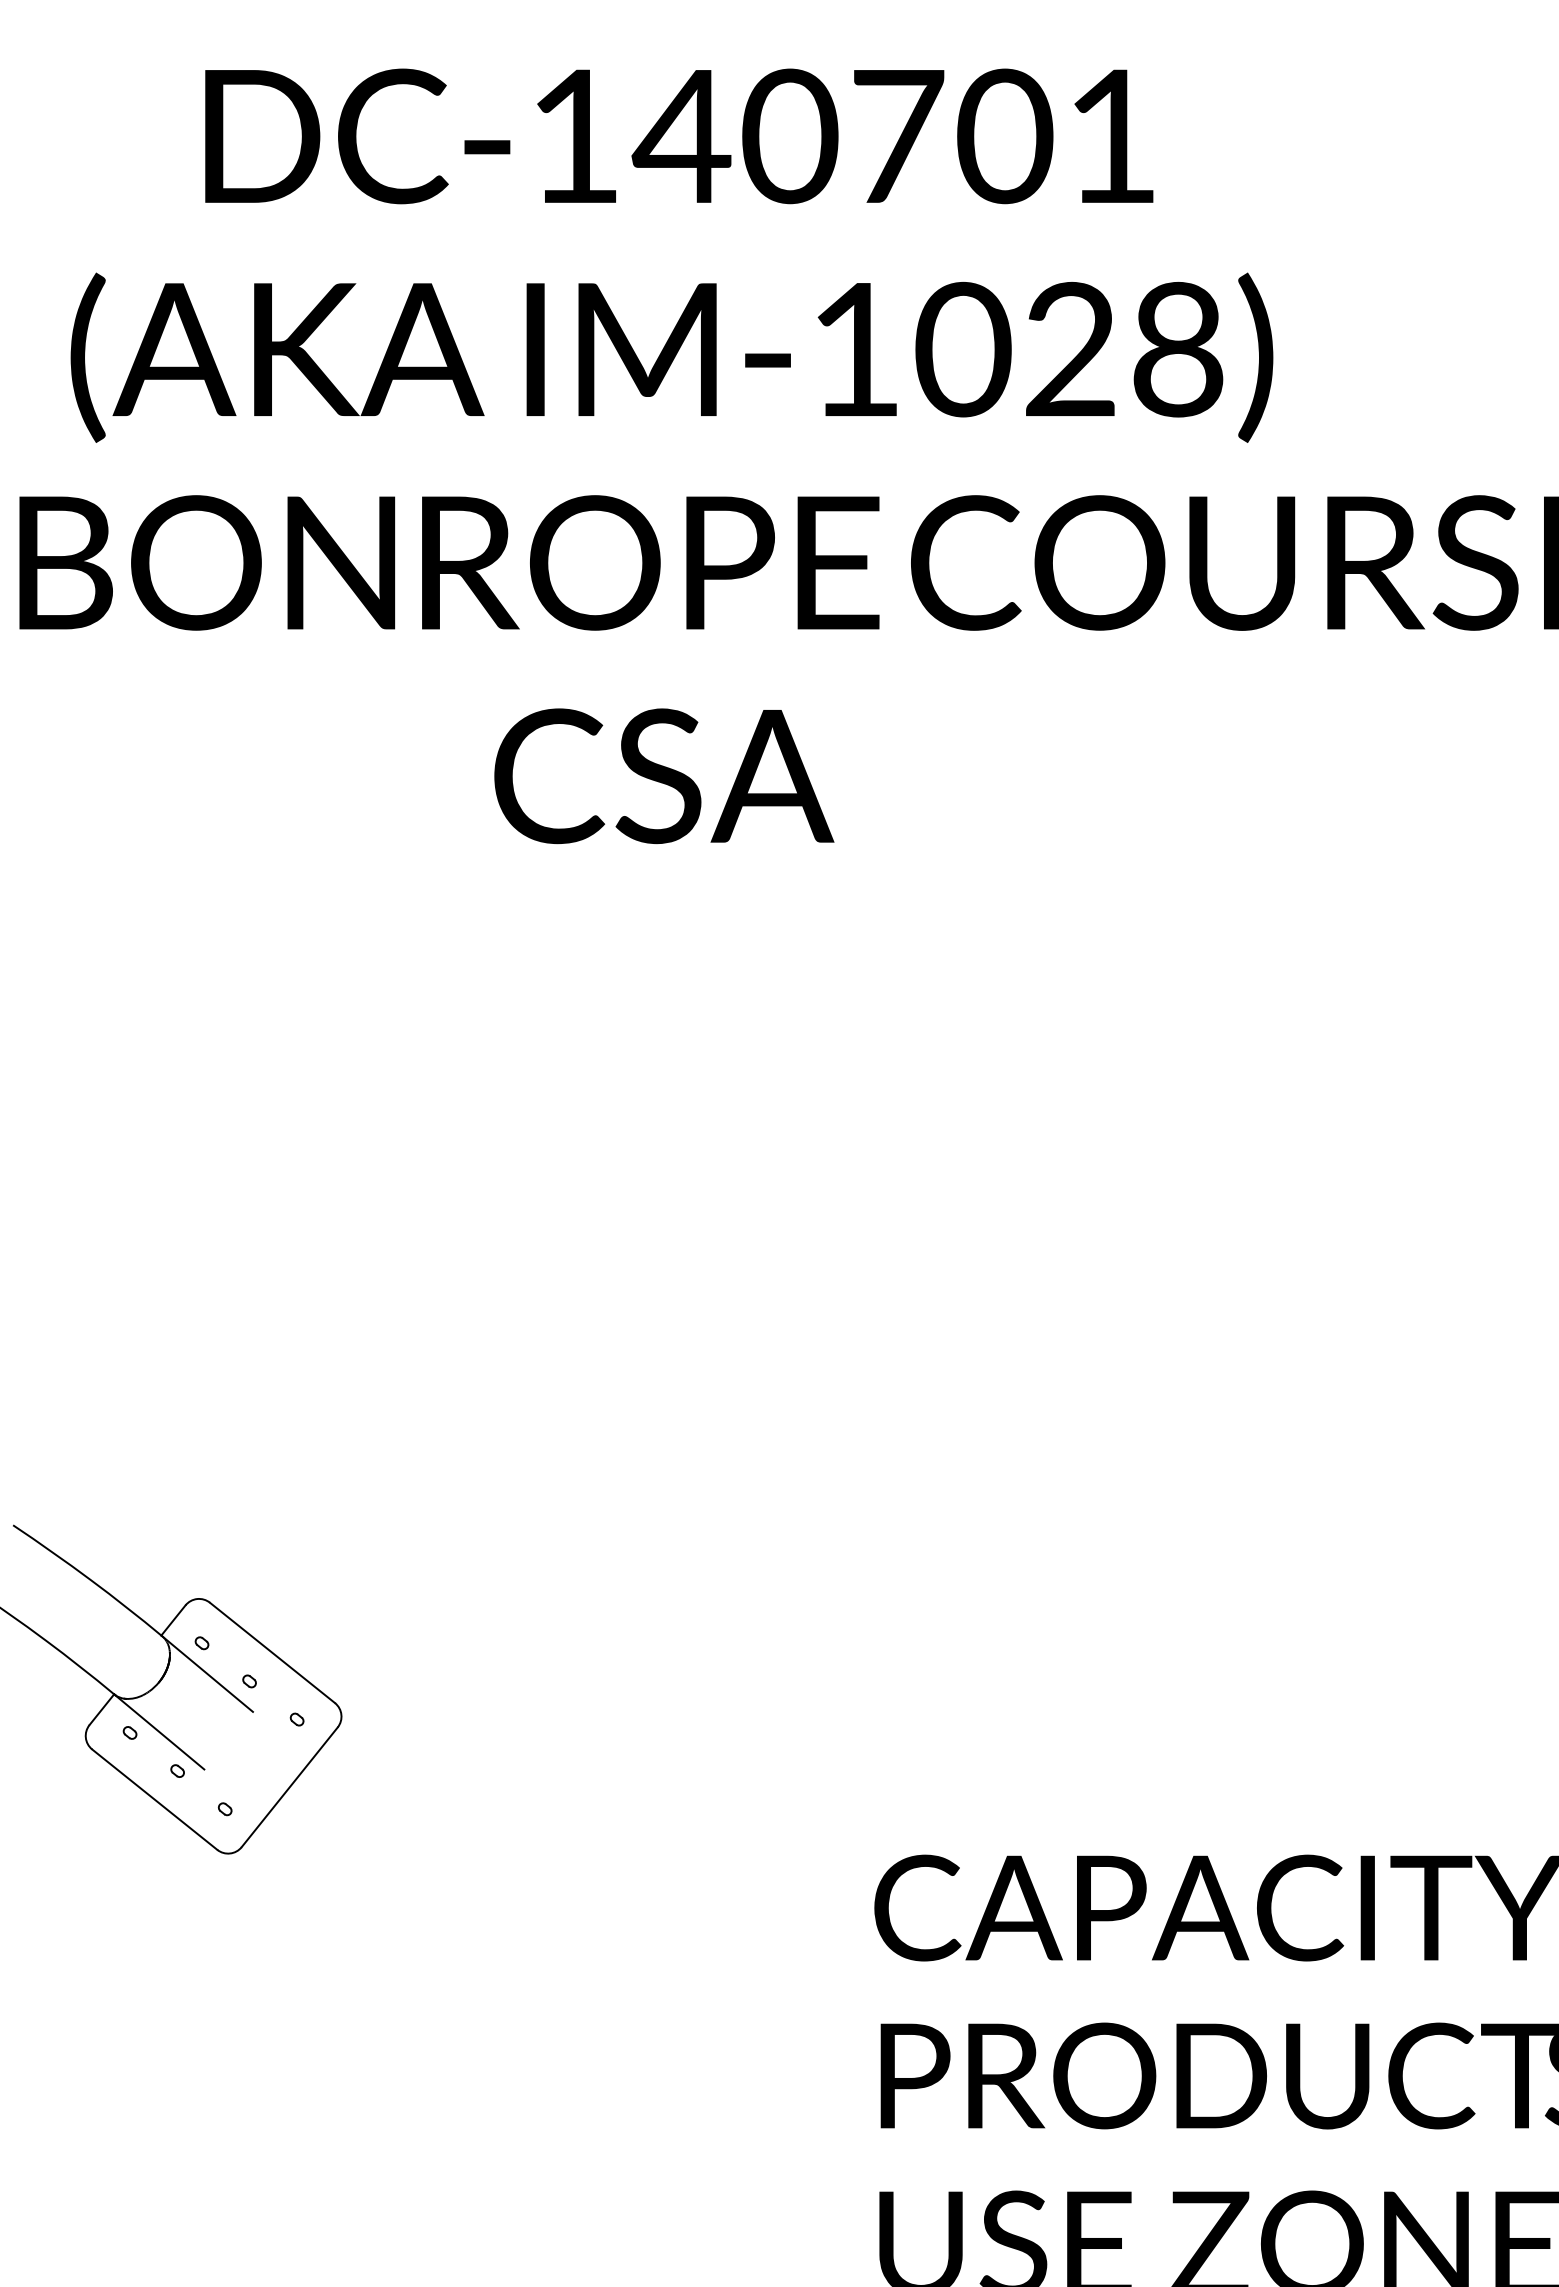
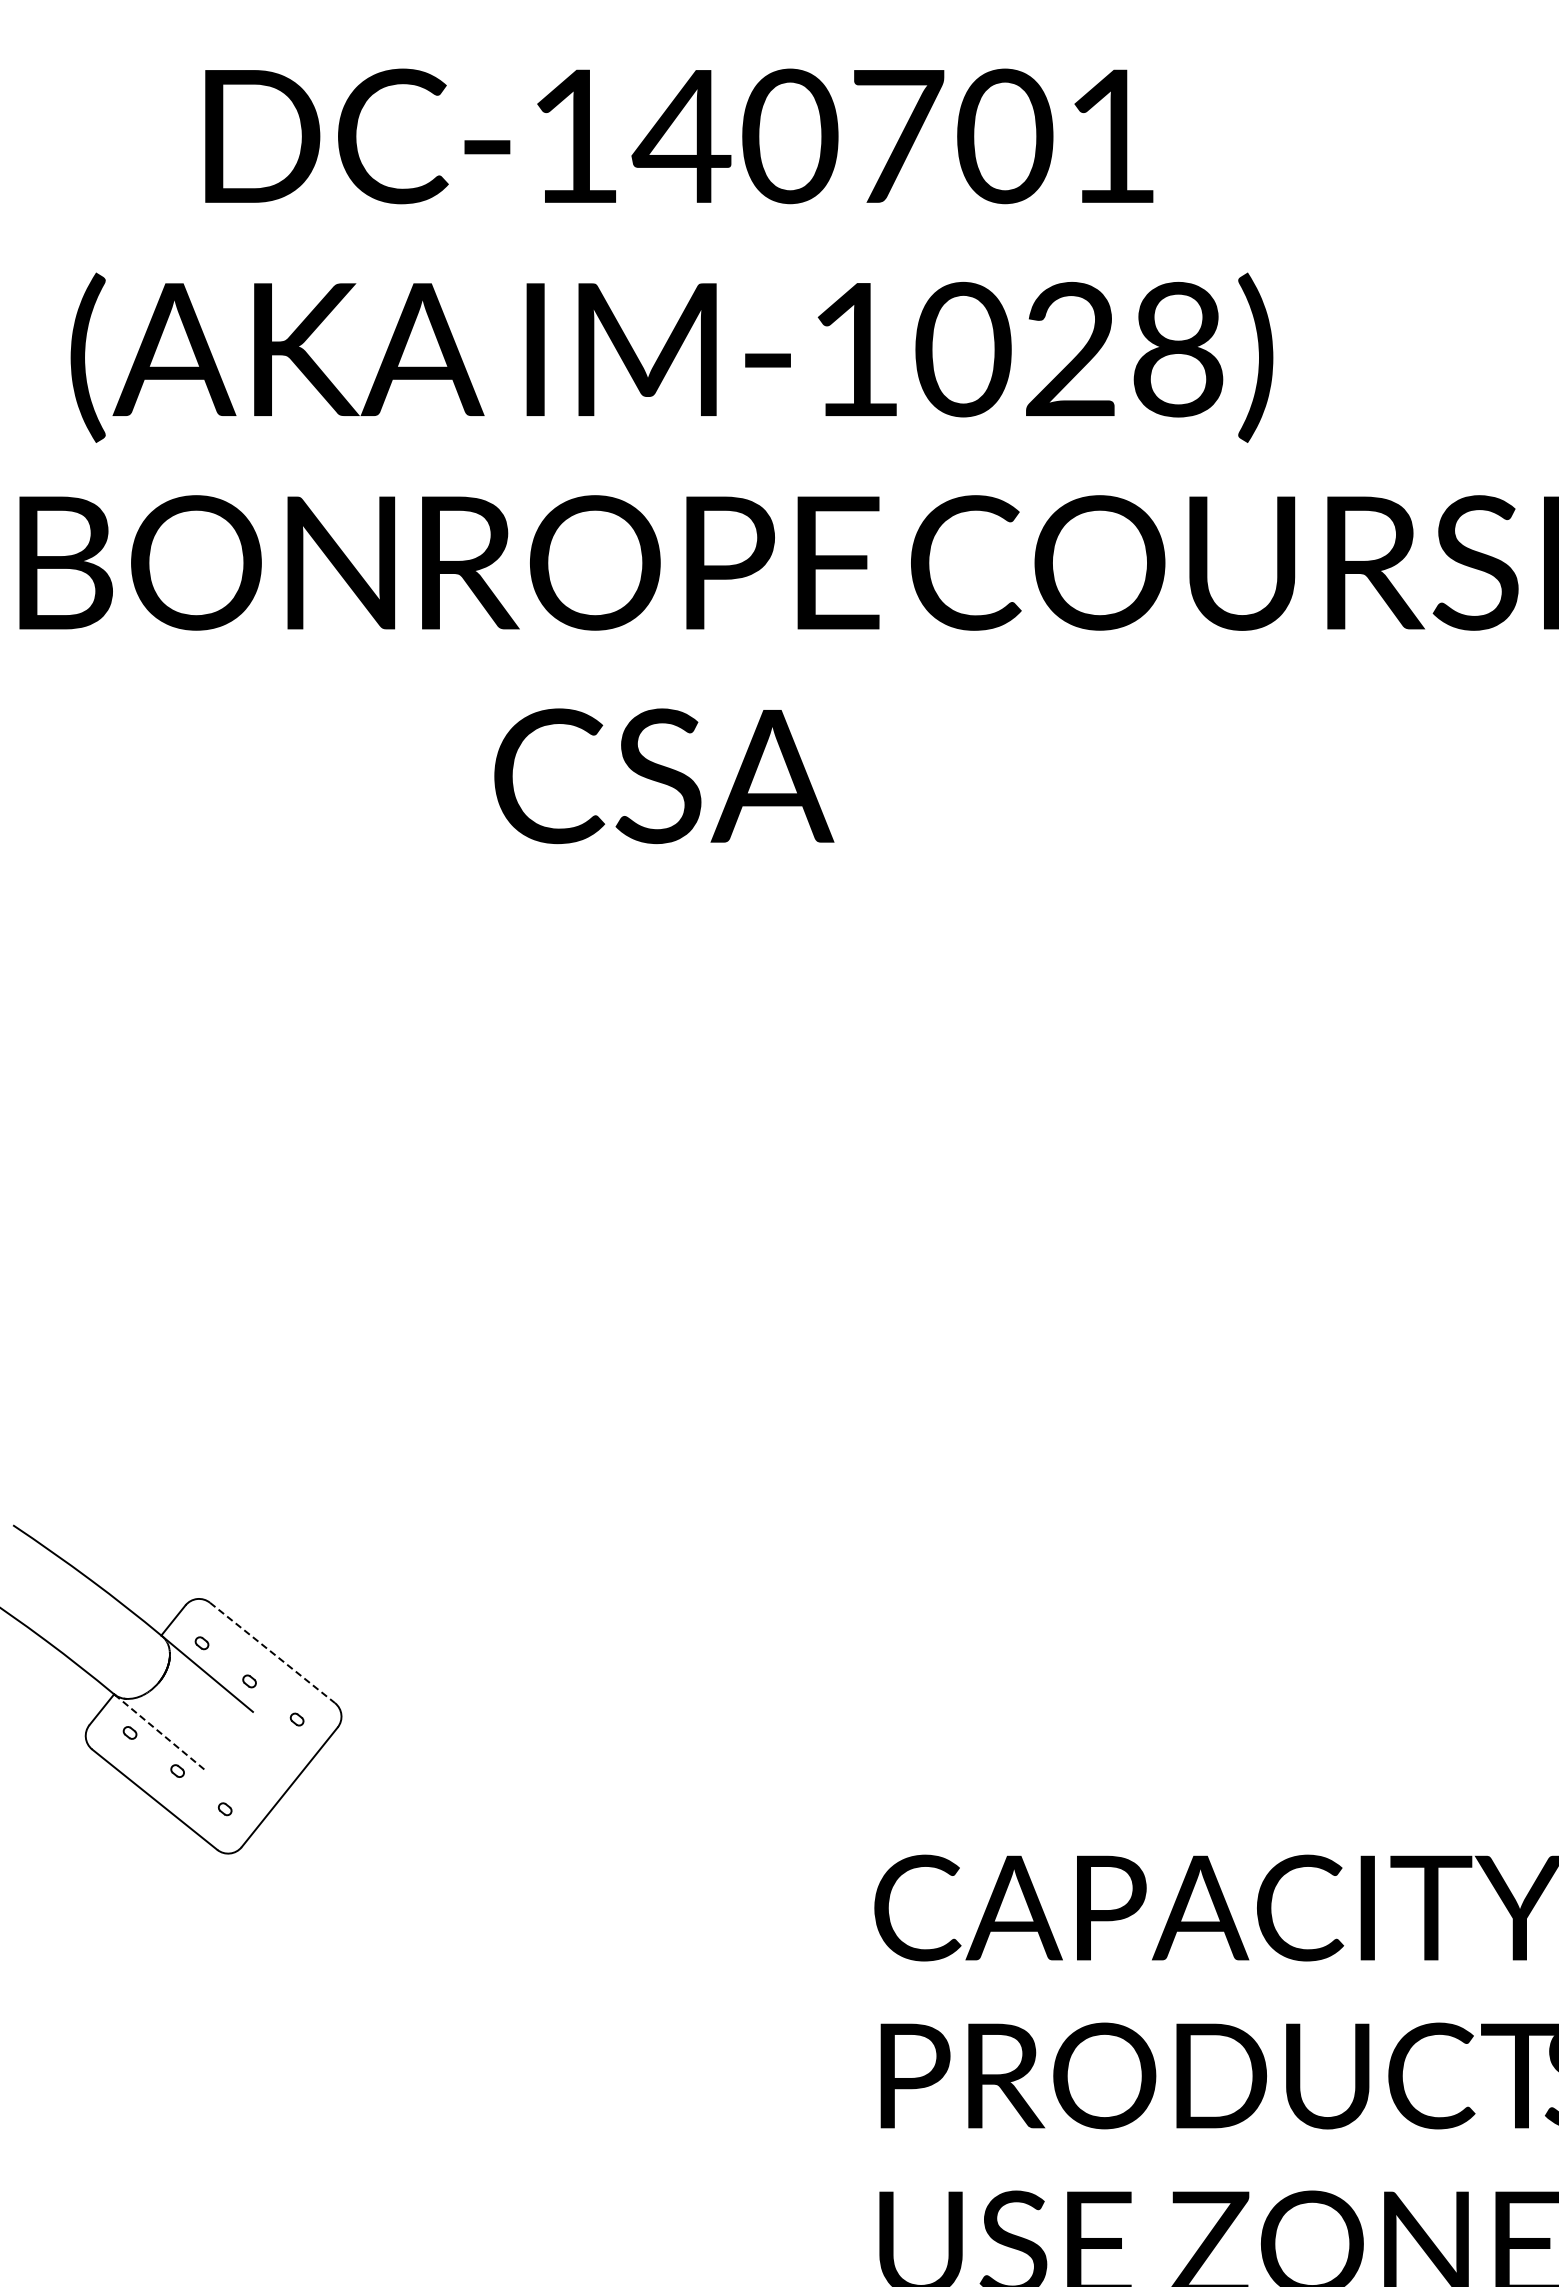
line: solid -> dashed (272, 1653)
line: solid -> dashed (159, 1731)
